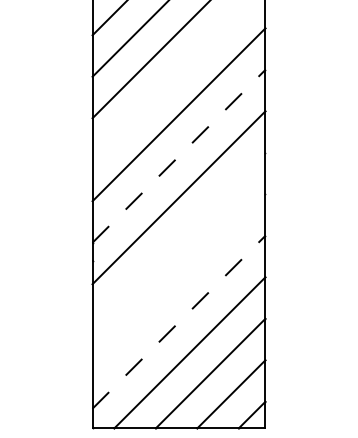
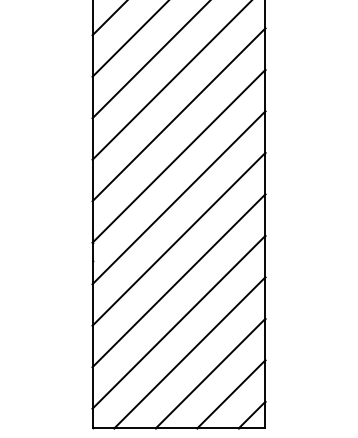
line: none -> present (170, 80)
line: dashed -> solid (179, 155)
line: none -> present (178, 238)
line: none -> present (178, 280)
line: dashed -> solid (179, 321)
